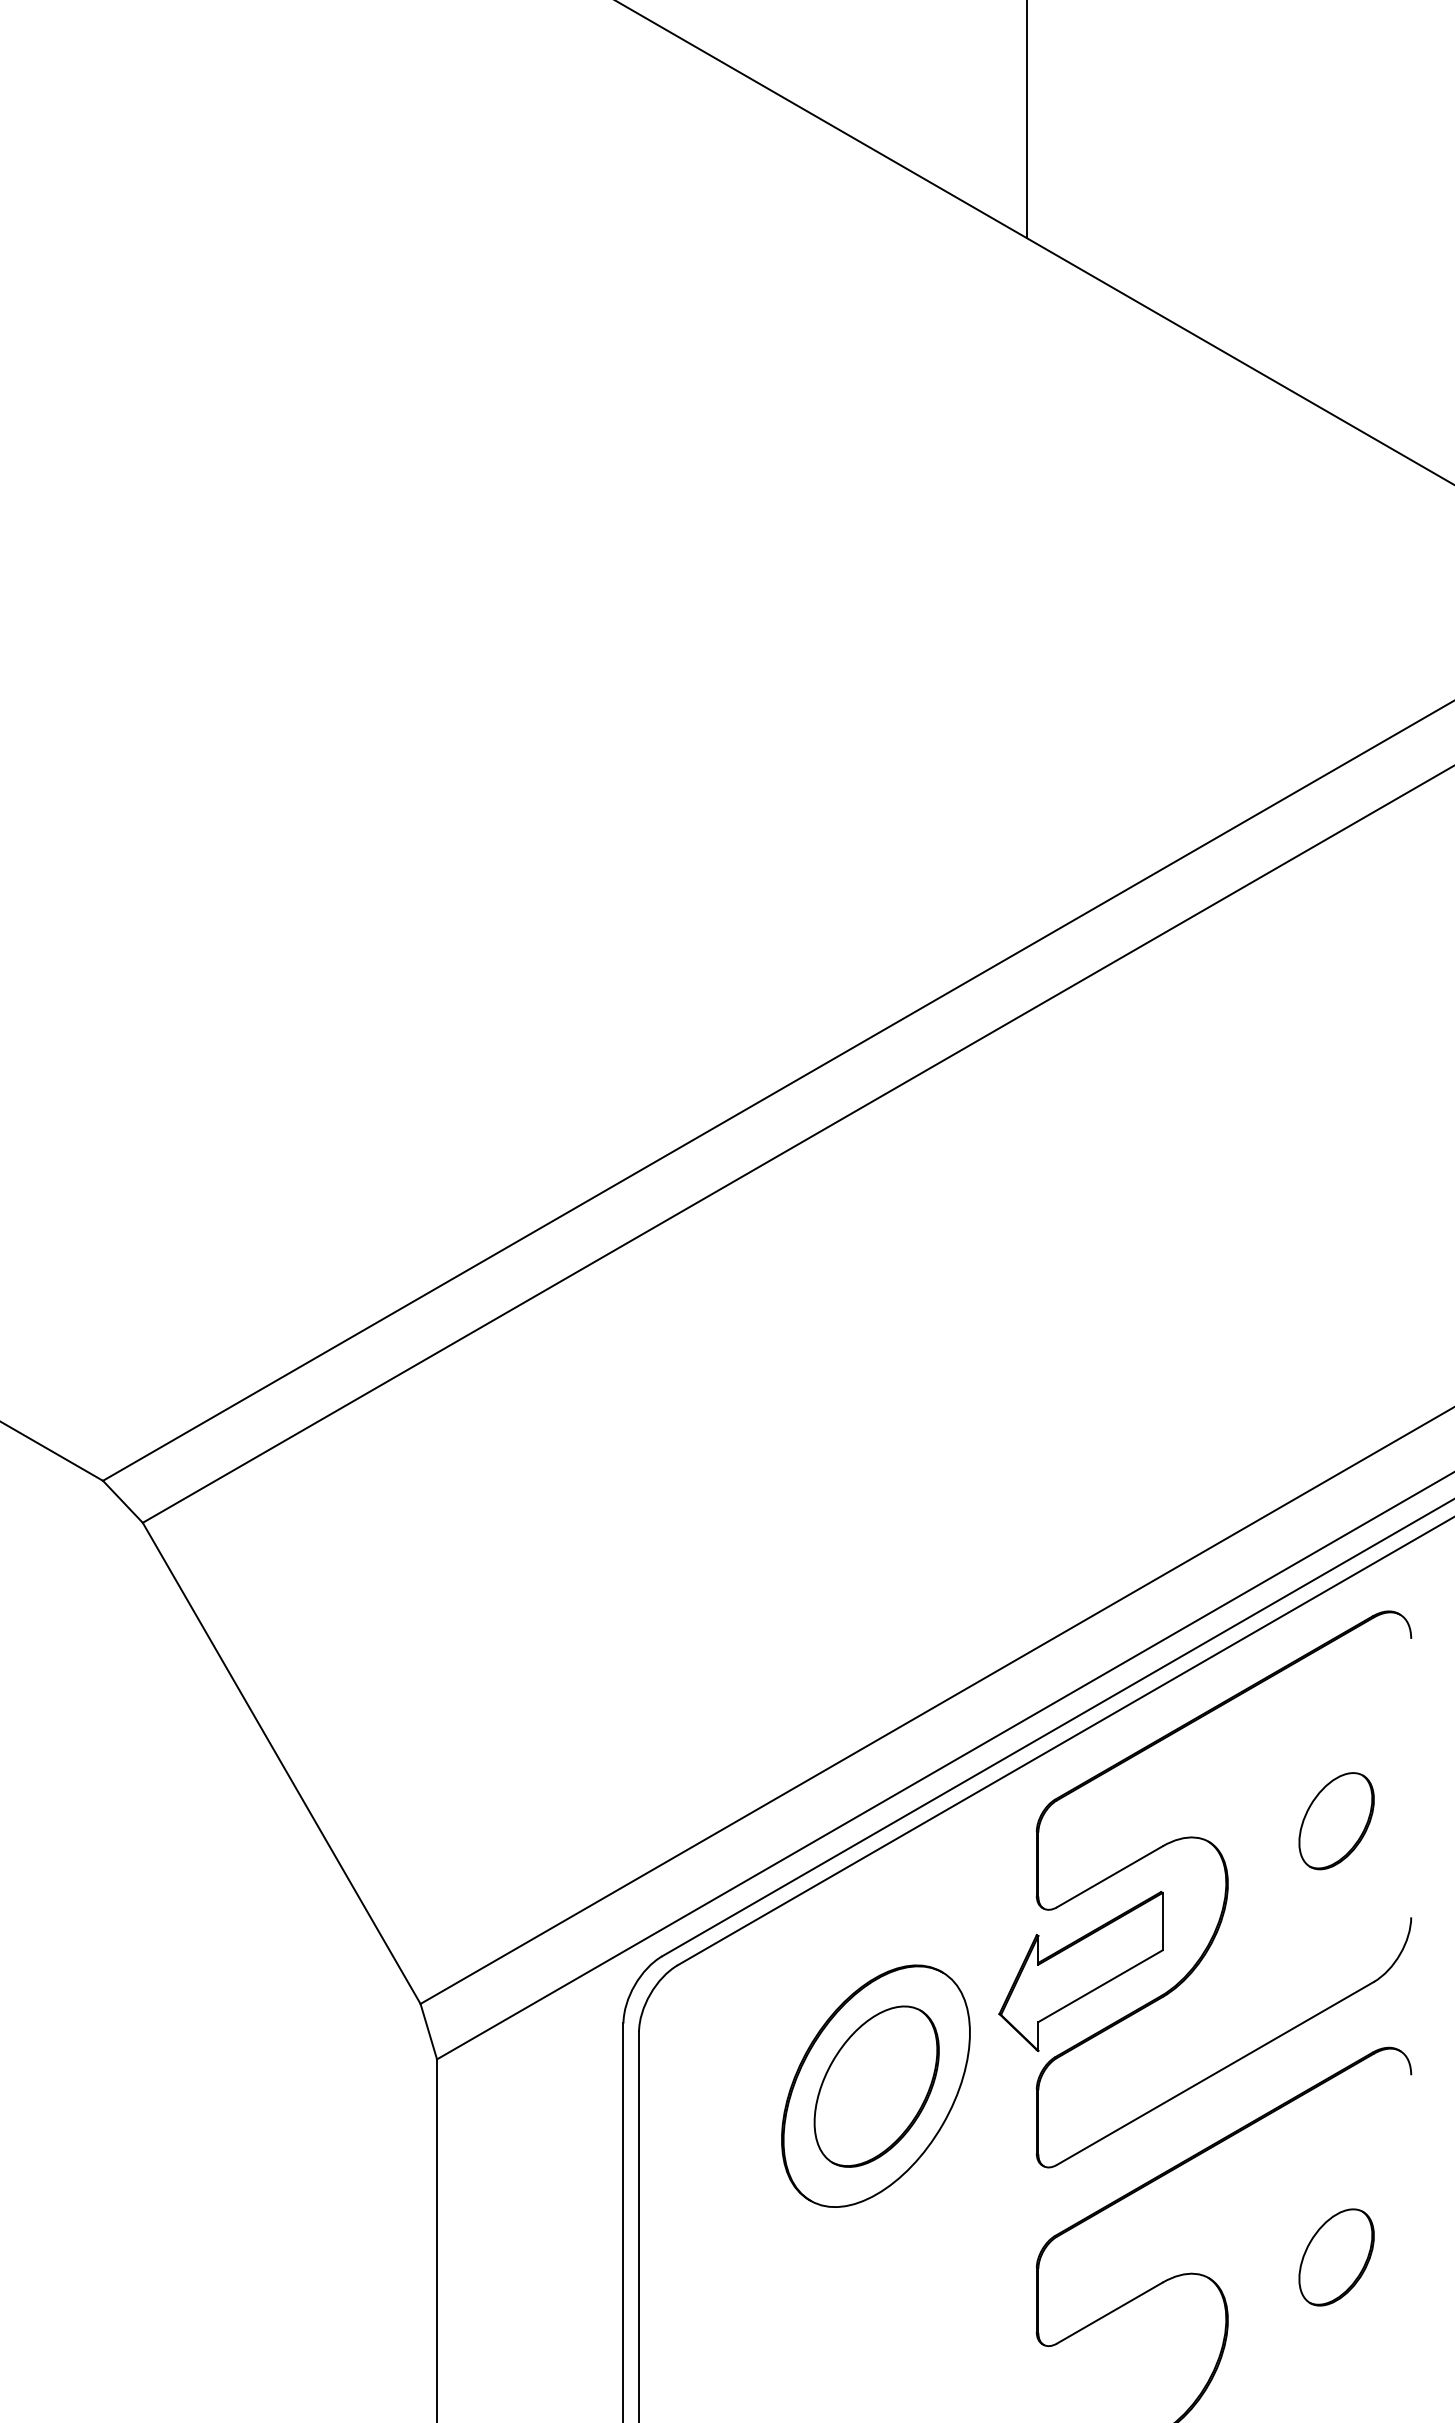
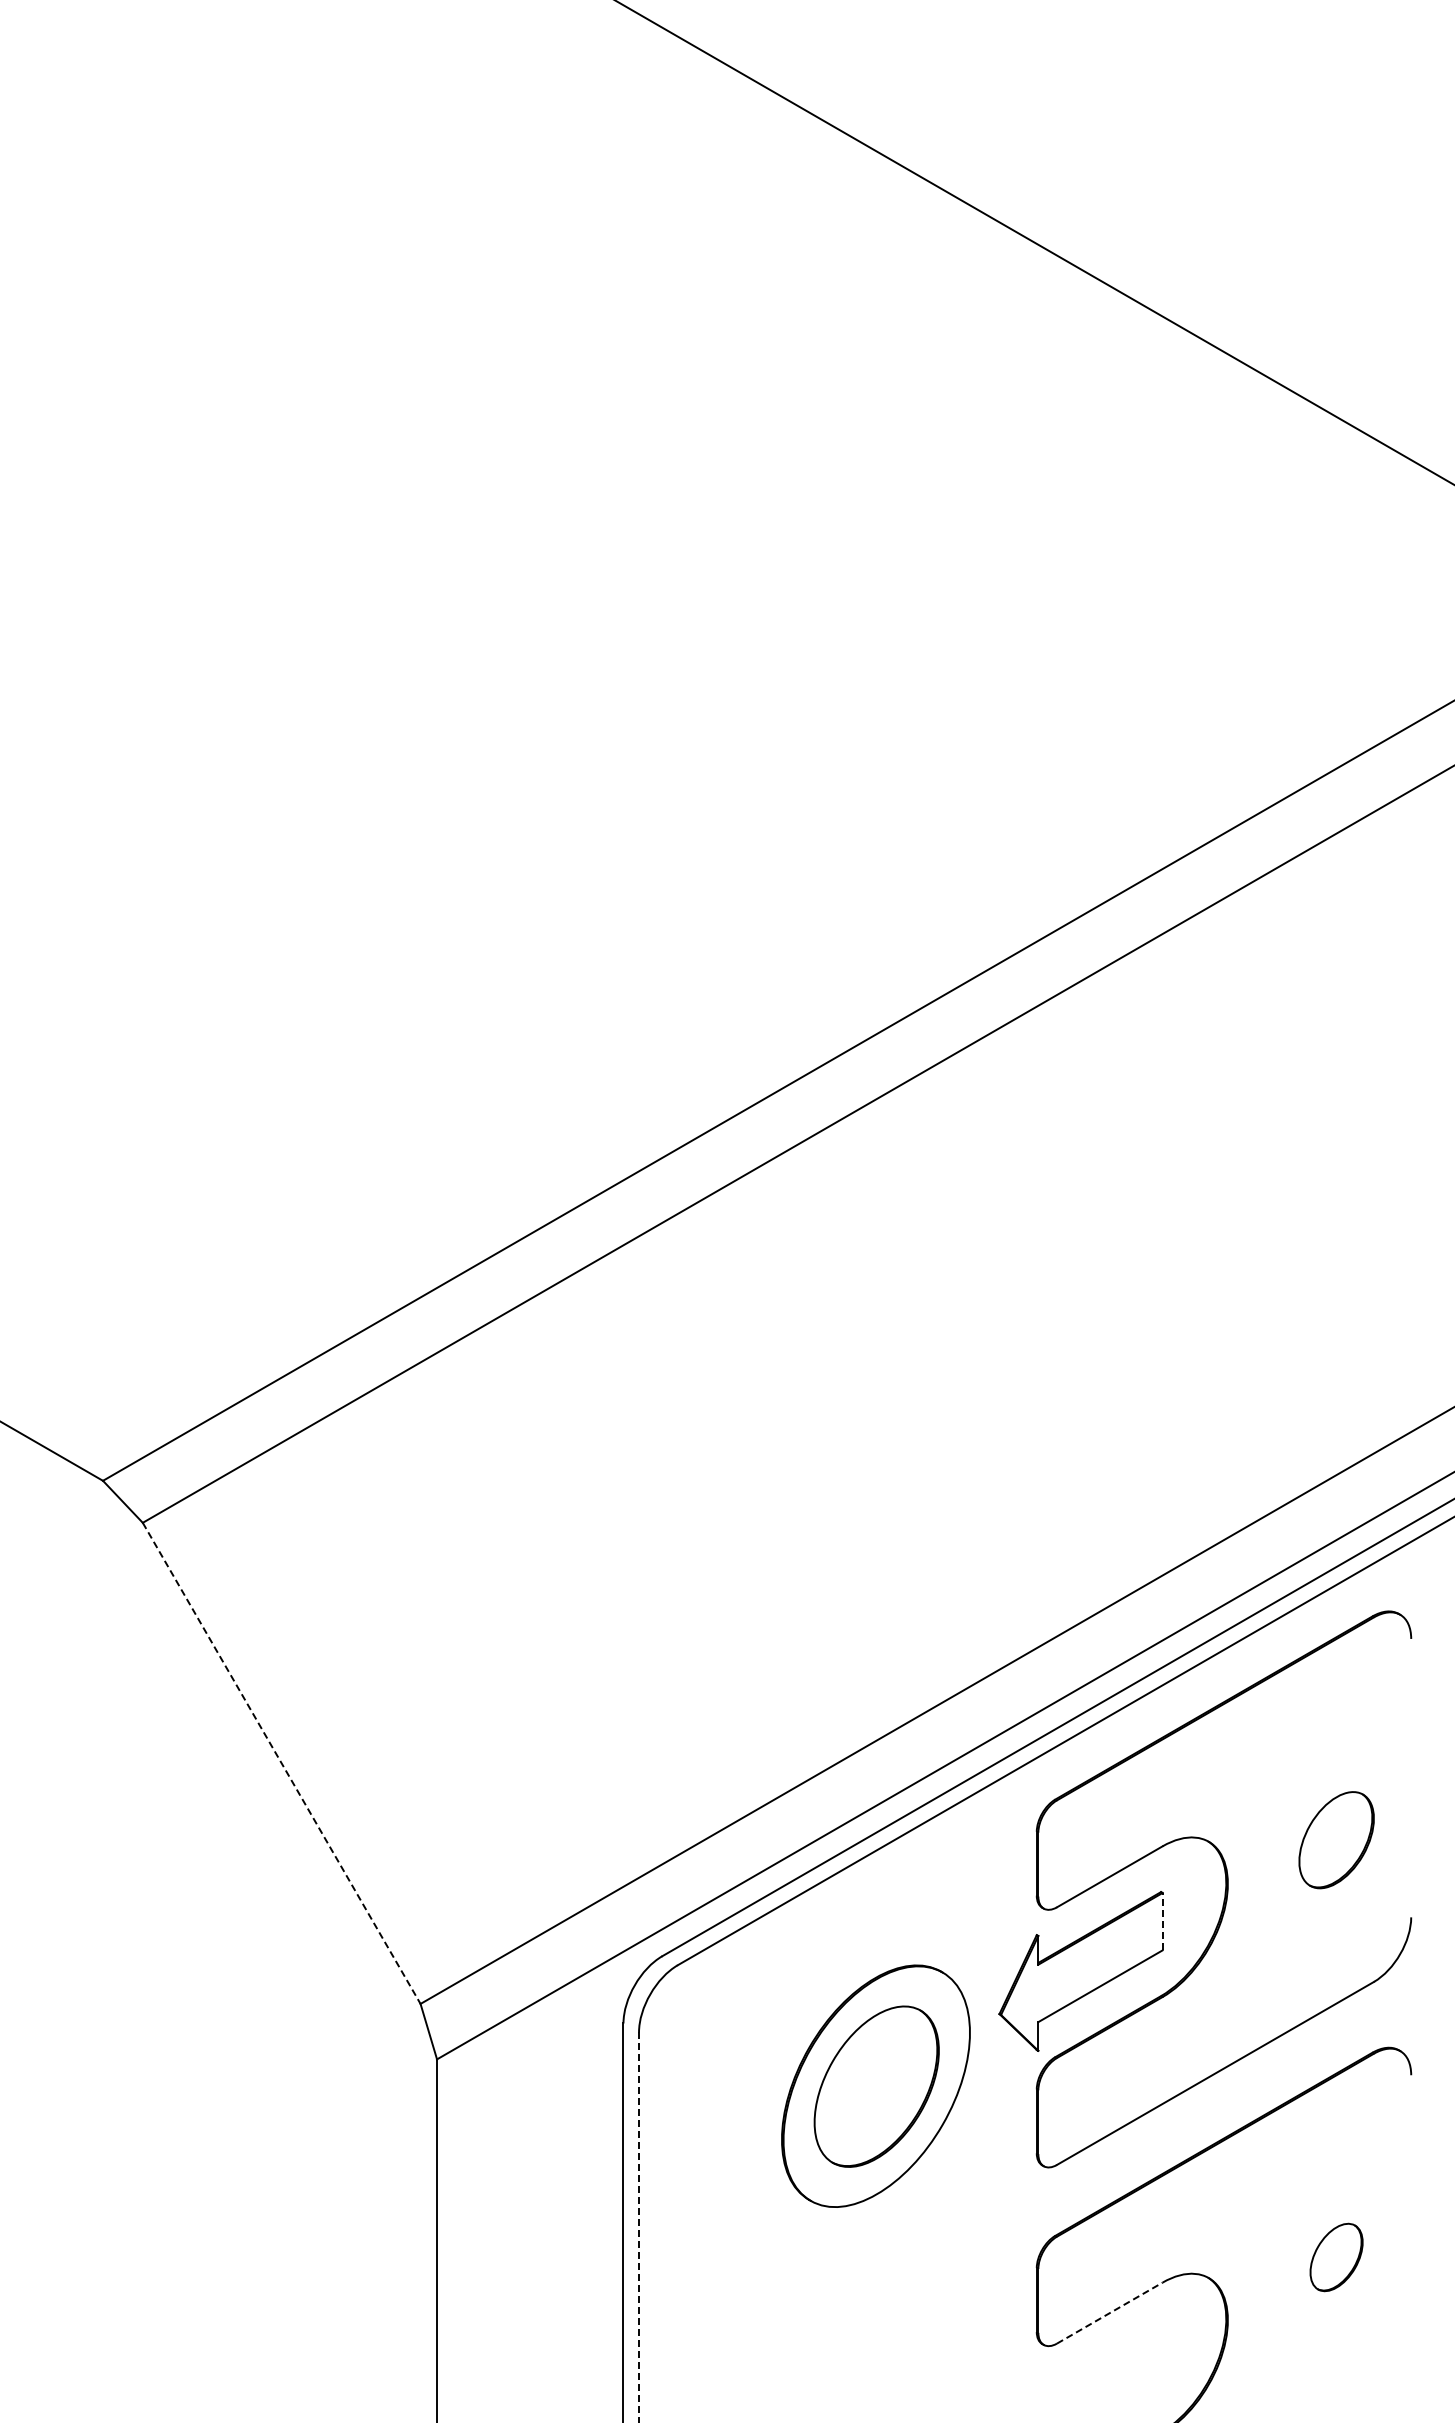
line: present -> none (1027, 120)
line: solid -> dashed (281, 1763)
part position: (1336, 1821) -> (1336, 1840) (1336, 1840)
line: solid -> dashed (1162, 1921)
line: solid -> dashed (639, 2227)
part size: 77x99 px -> 55x71 px (1336, 2257)
line: solid -> dashed (1109, 2313)
